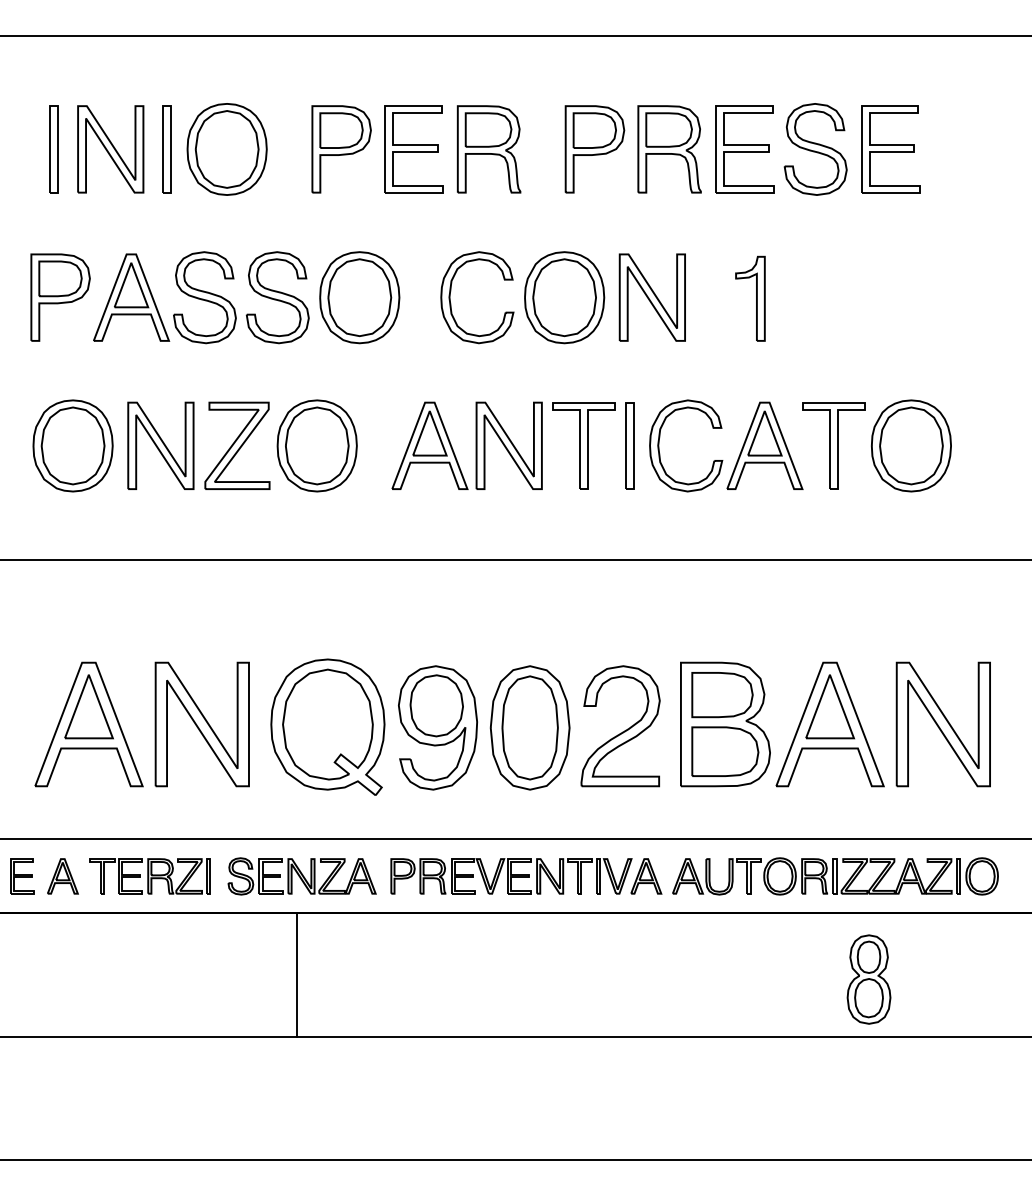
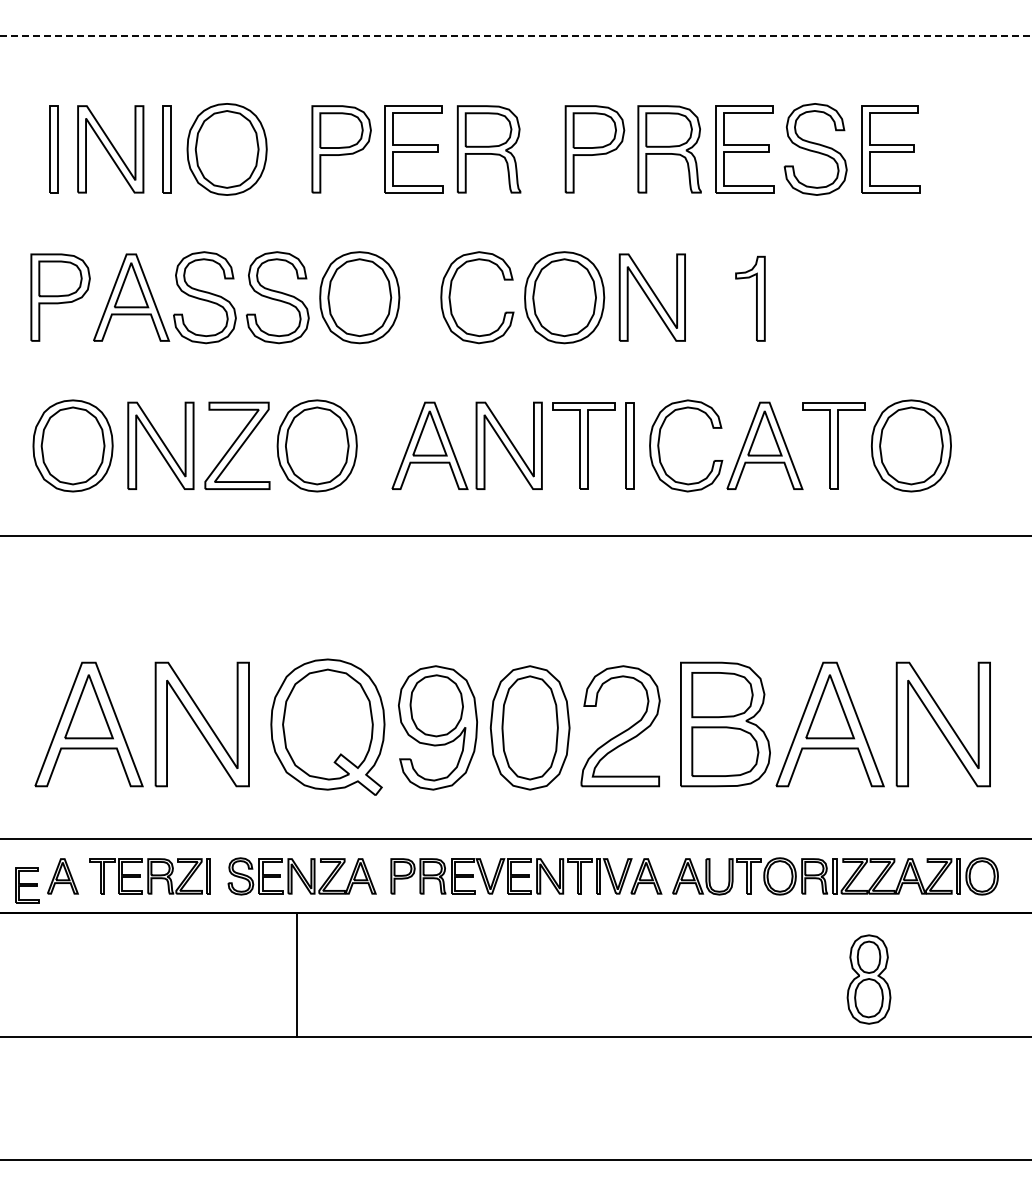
line: solid -> dashed (516, 35)
line position: (515, 559) -> (515, 535) (515, 535)
part position: (22, 876) -> (27, 885) (27, 885)
